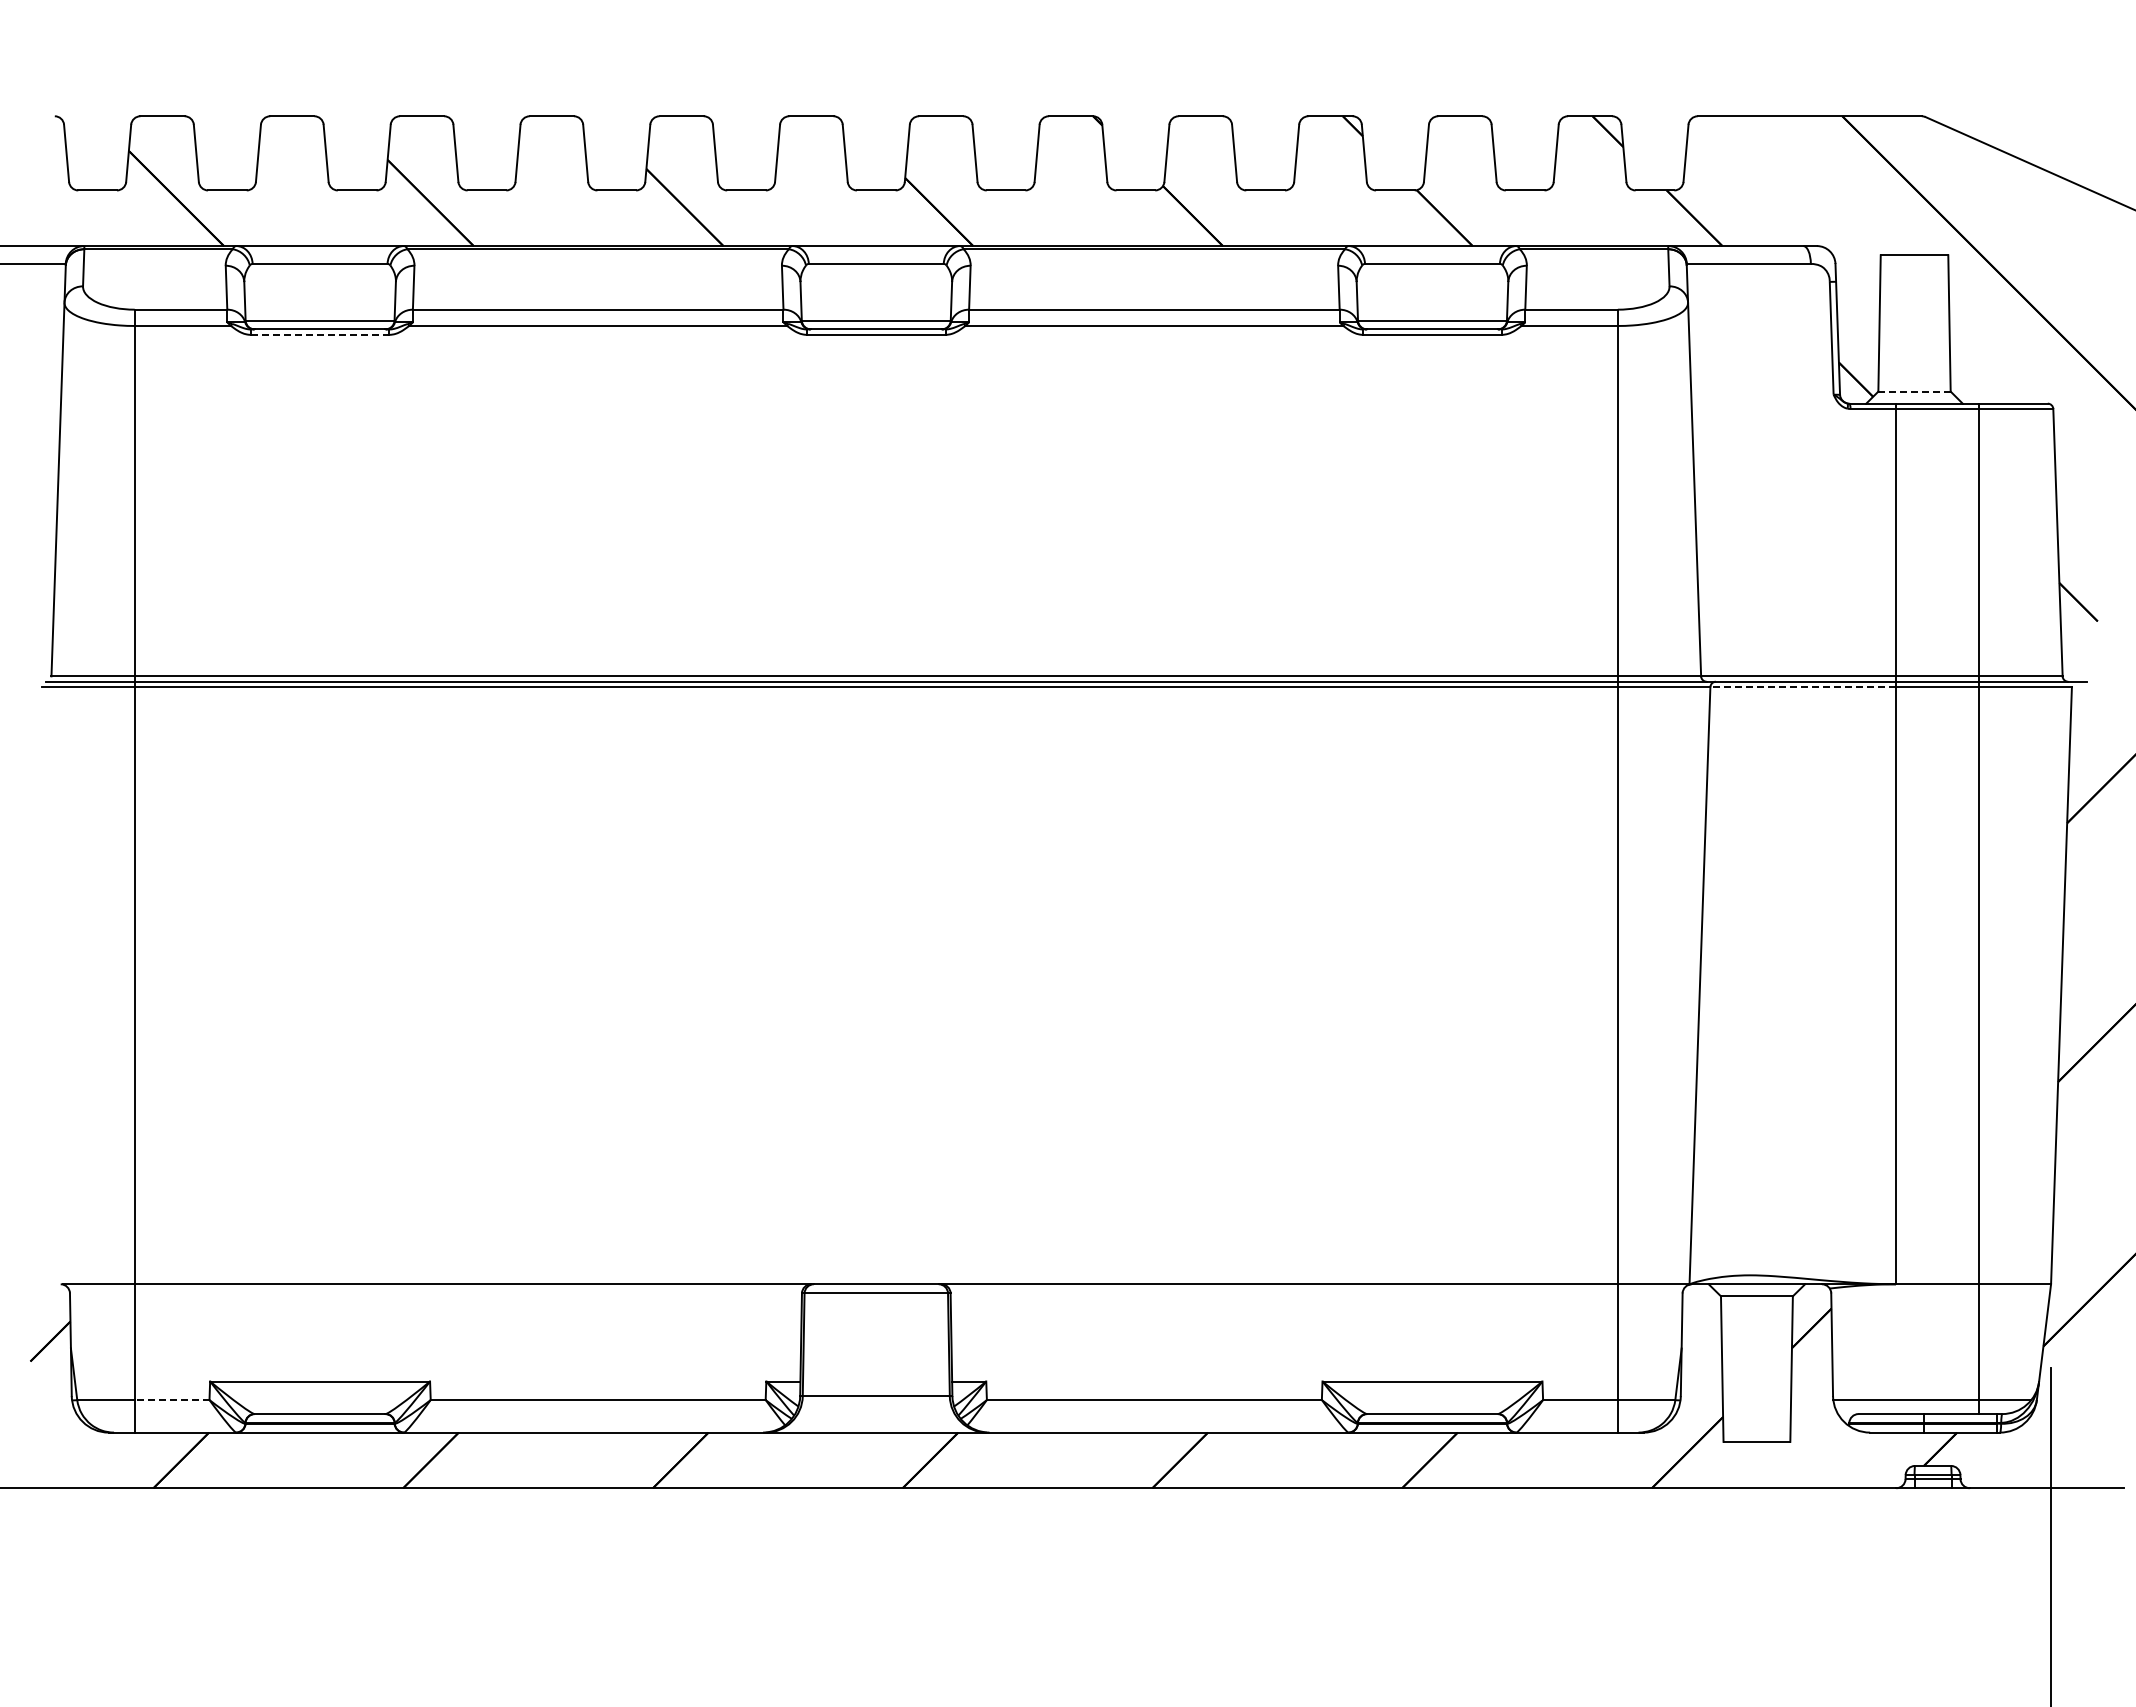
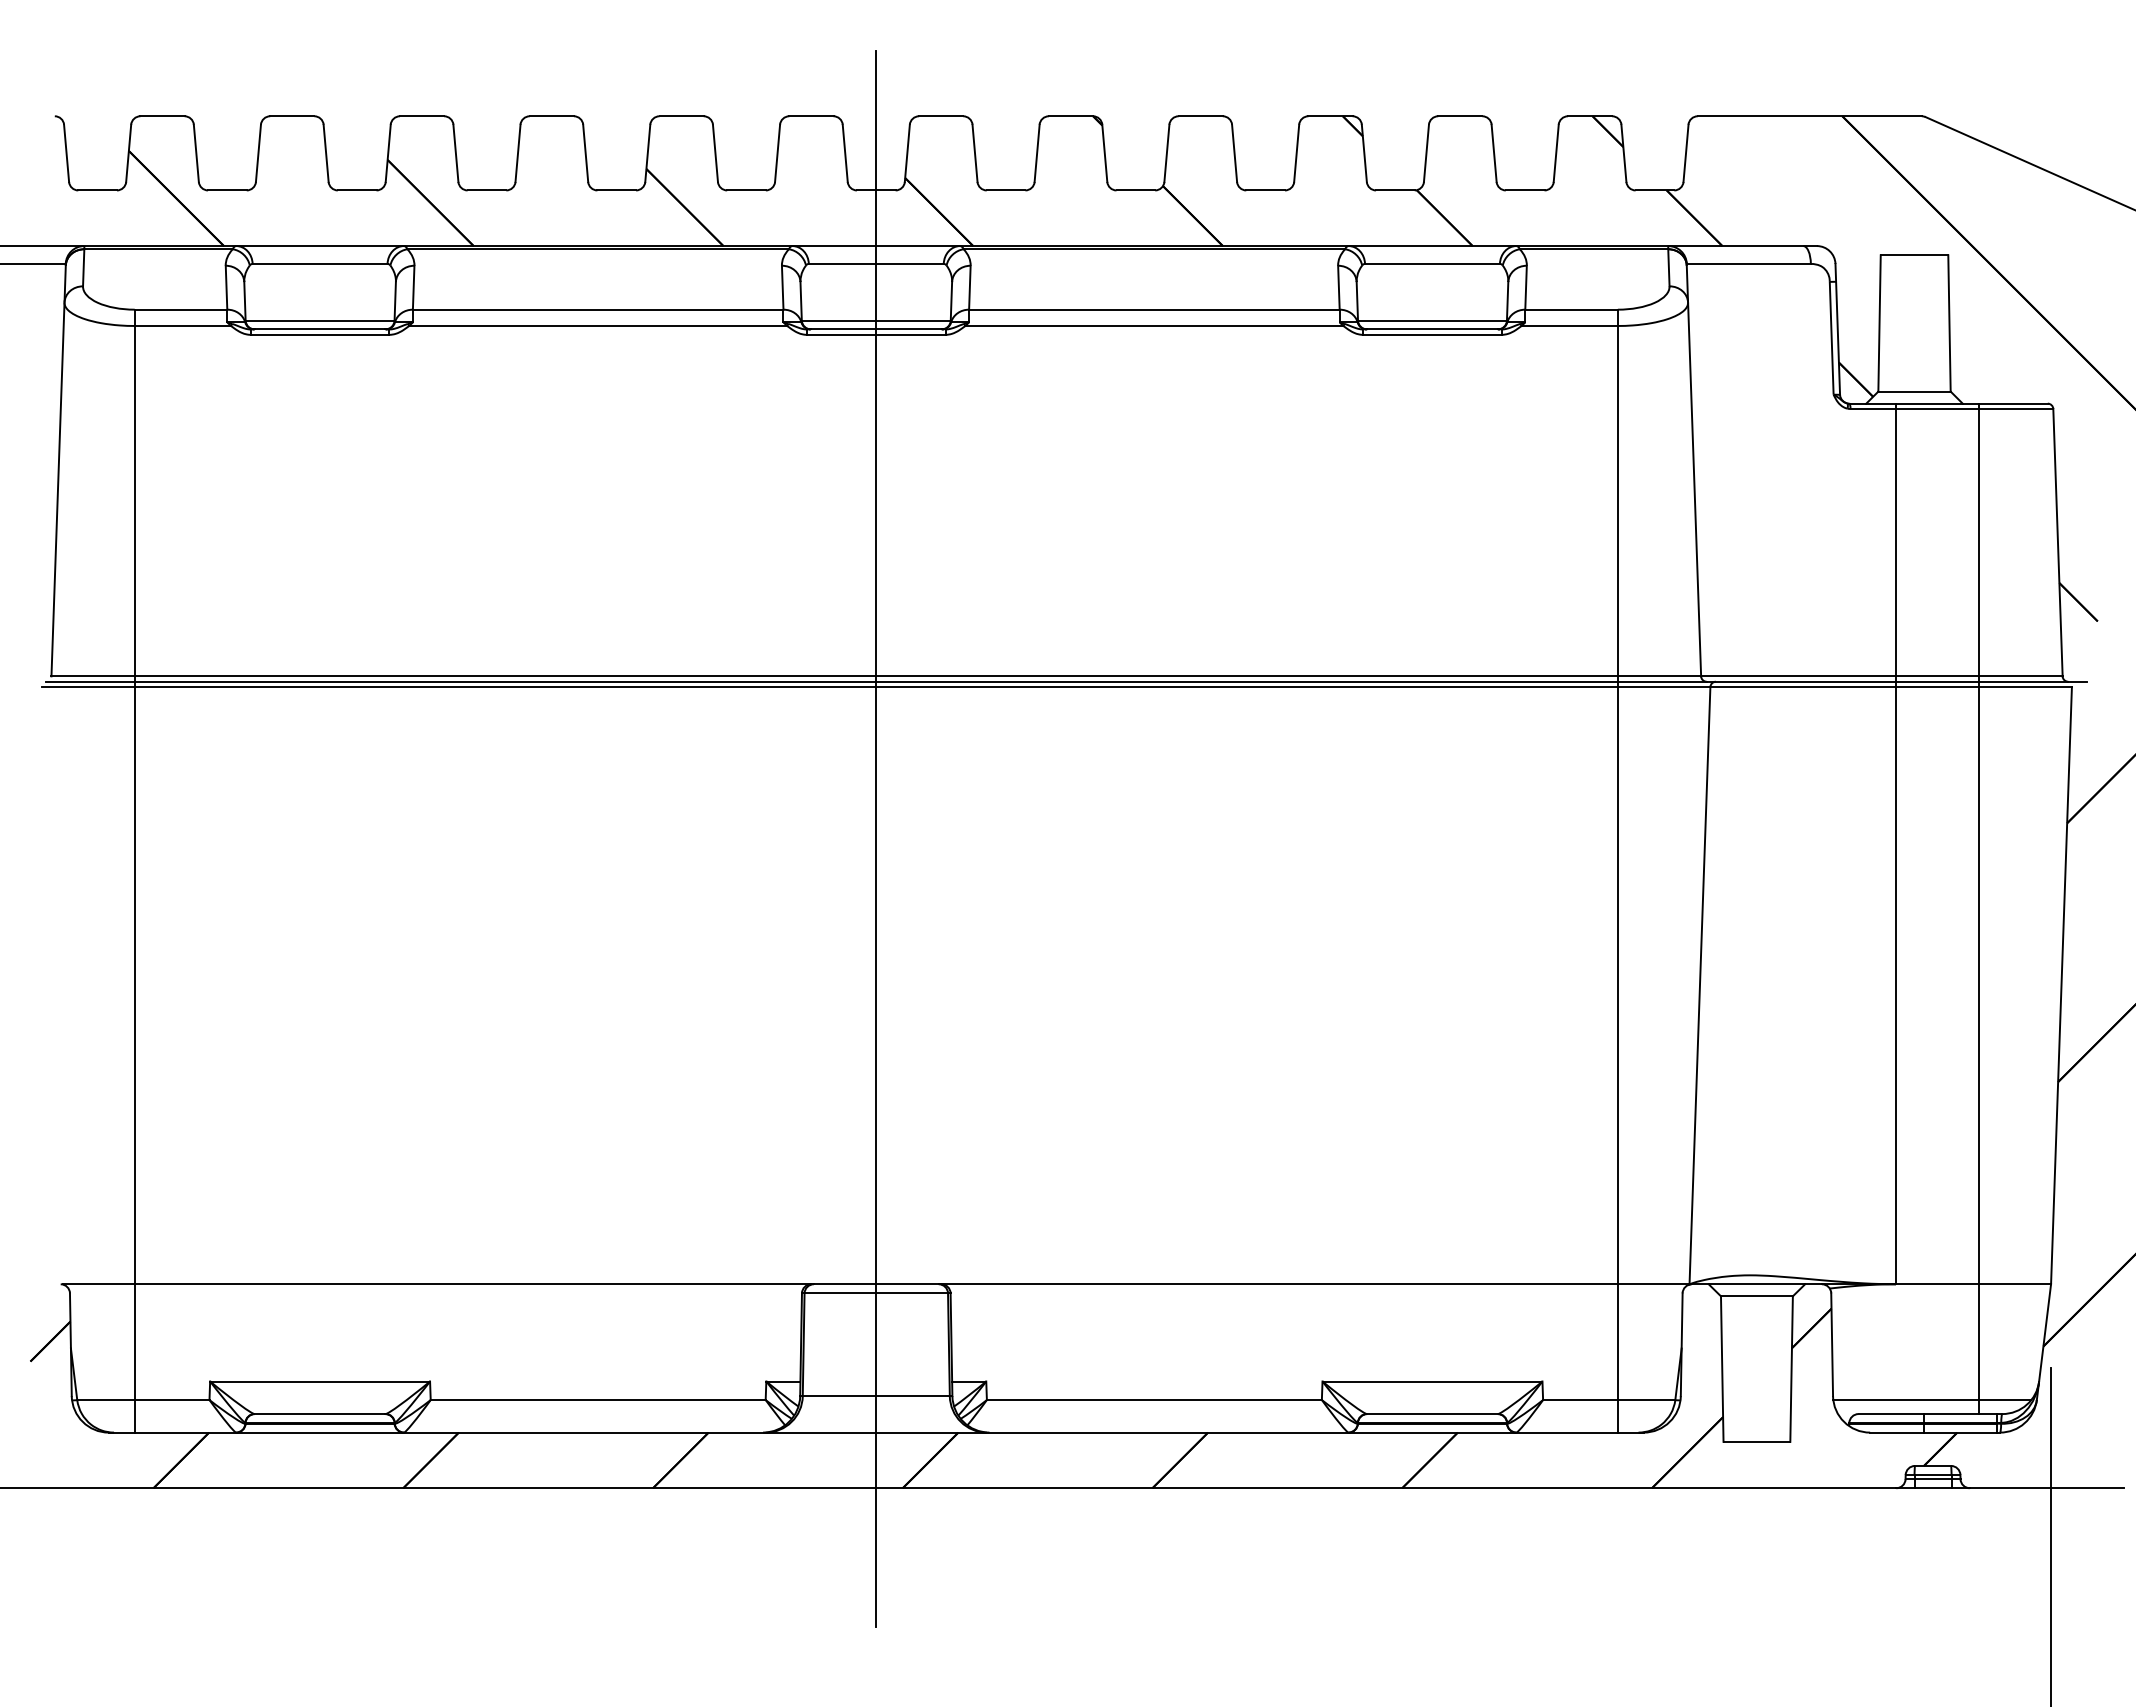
line: dashed -> solid (320, 334)
line: dashed -> solid (1914, 391)
line: dashed -> solid (1803, 687)
line: none -> present (876, 839)
line: dashed -> solid (171, 1400)
